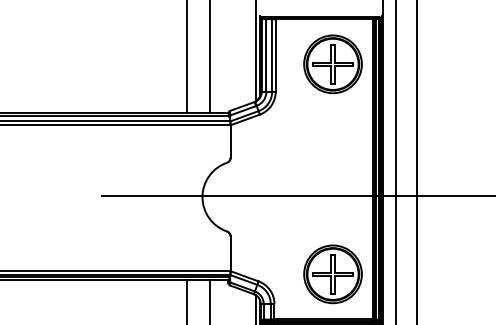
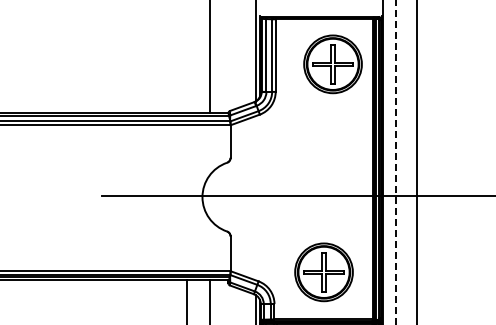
line: present -> none (187, 57)
line: solid -> dashed (396, 162)
part position: (332, 274) -> (323, 272) (323, 272)
